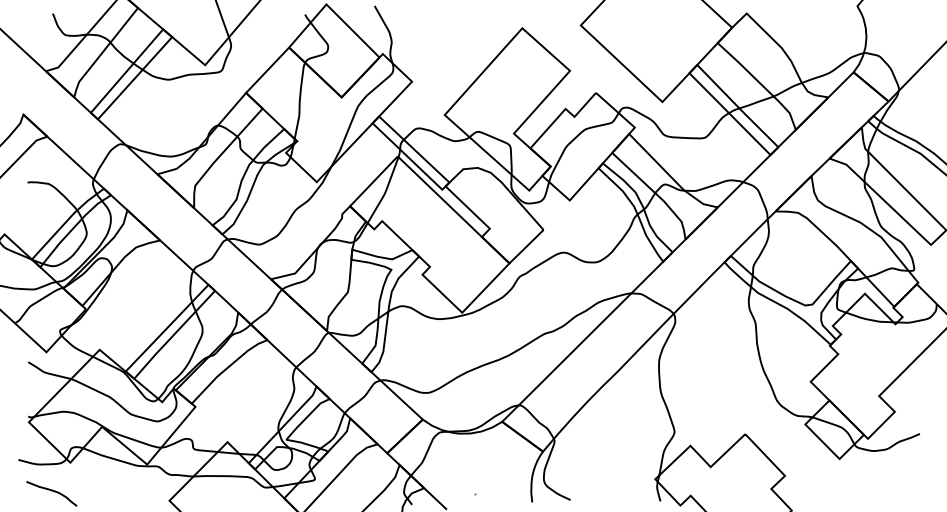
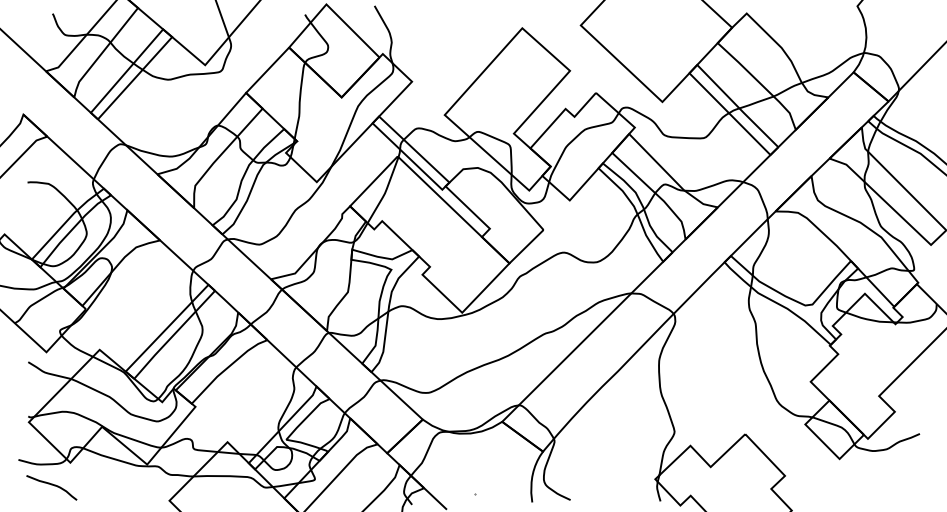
curve position: (51, 491) -> (51, 485) (51, 485)
